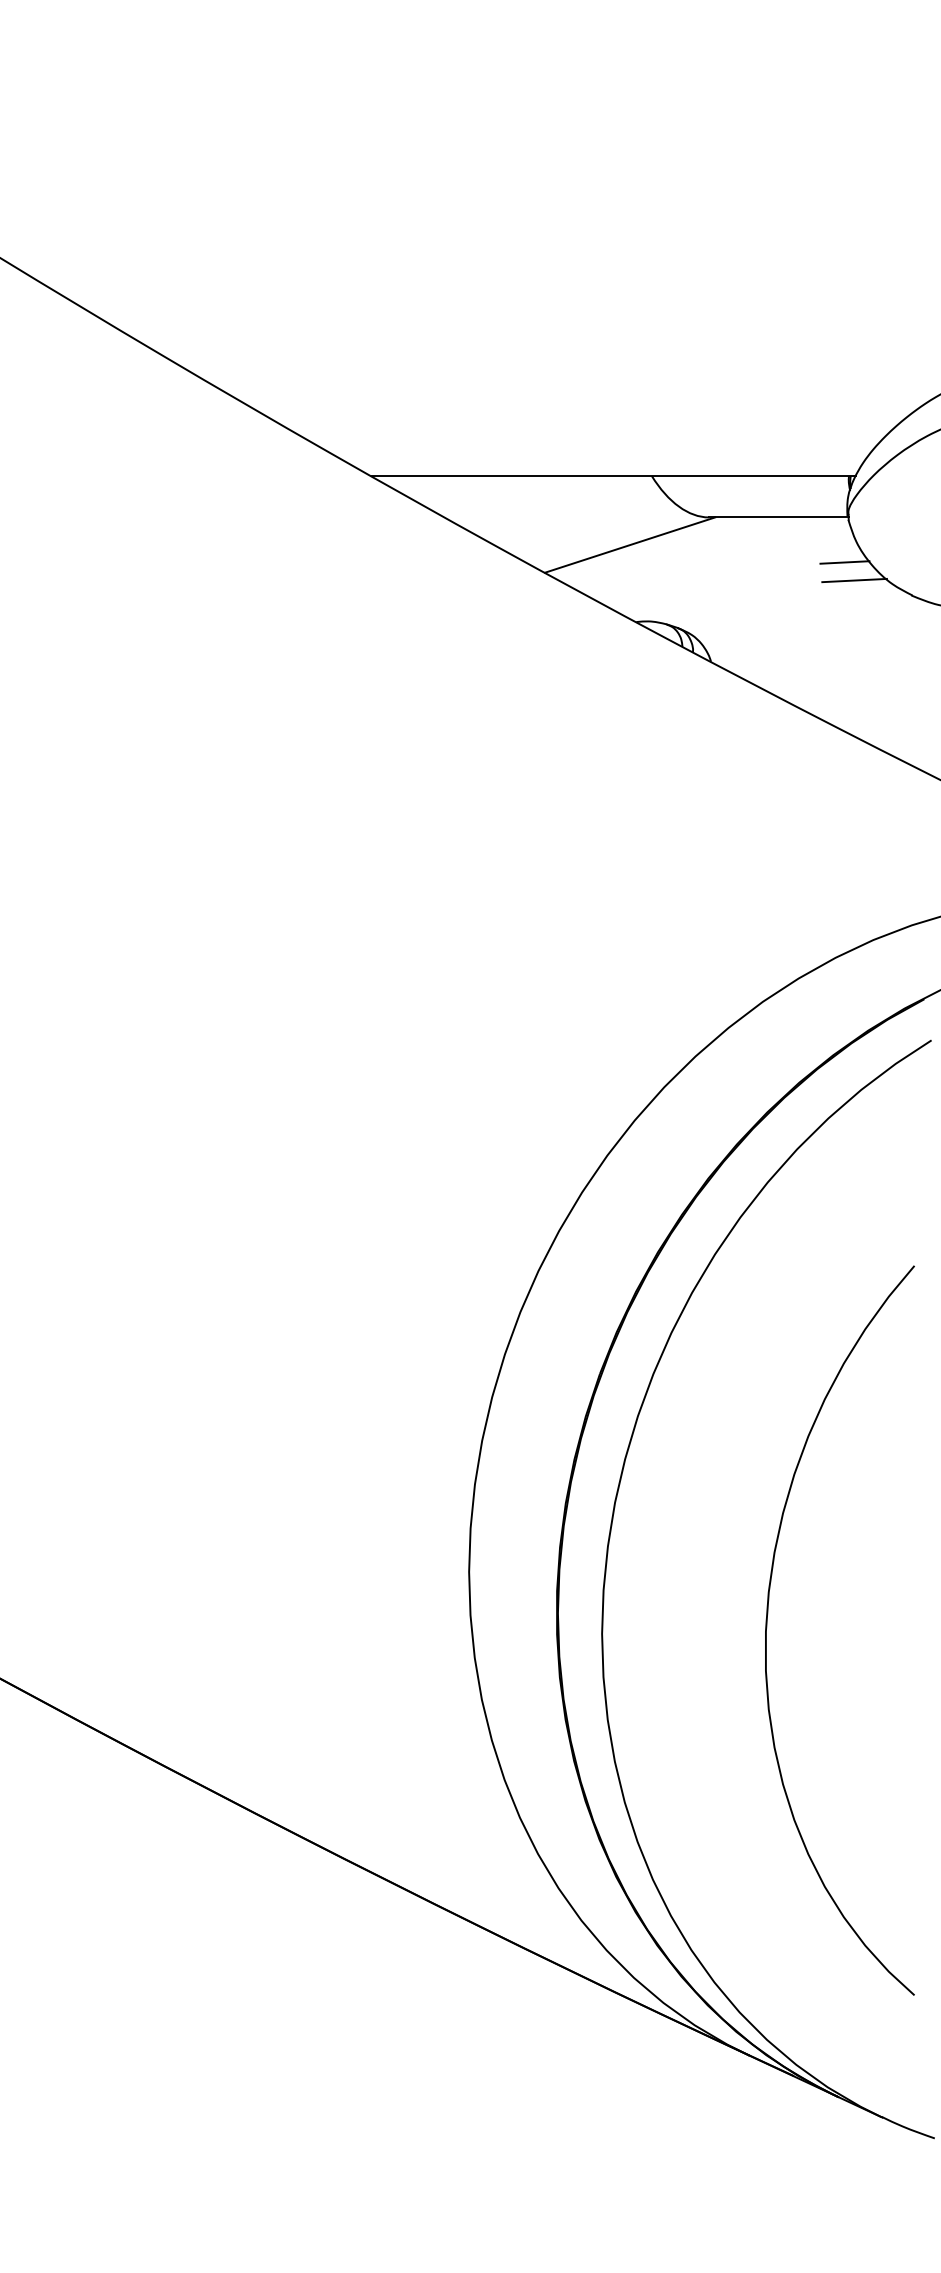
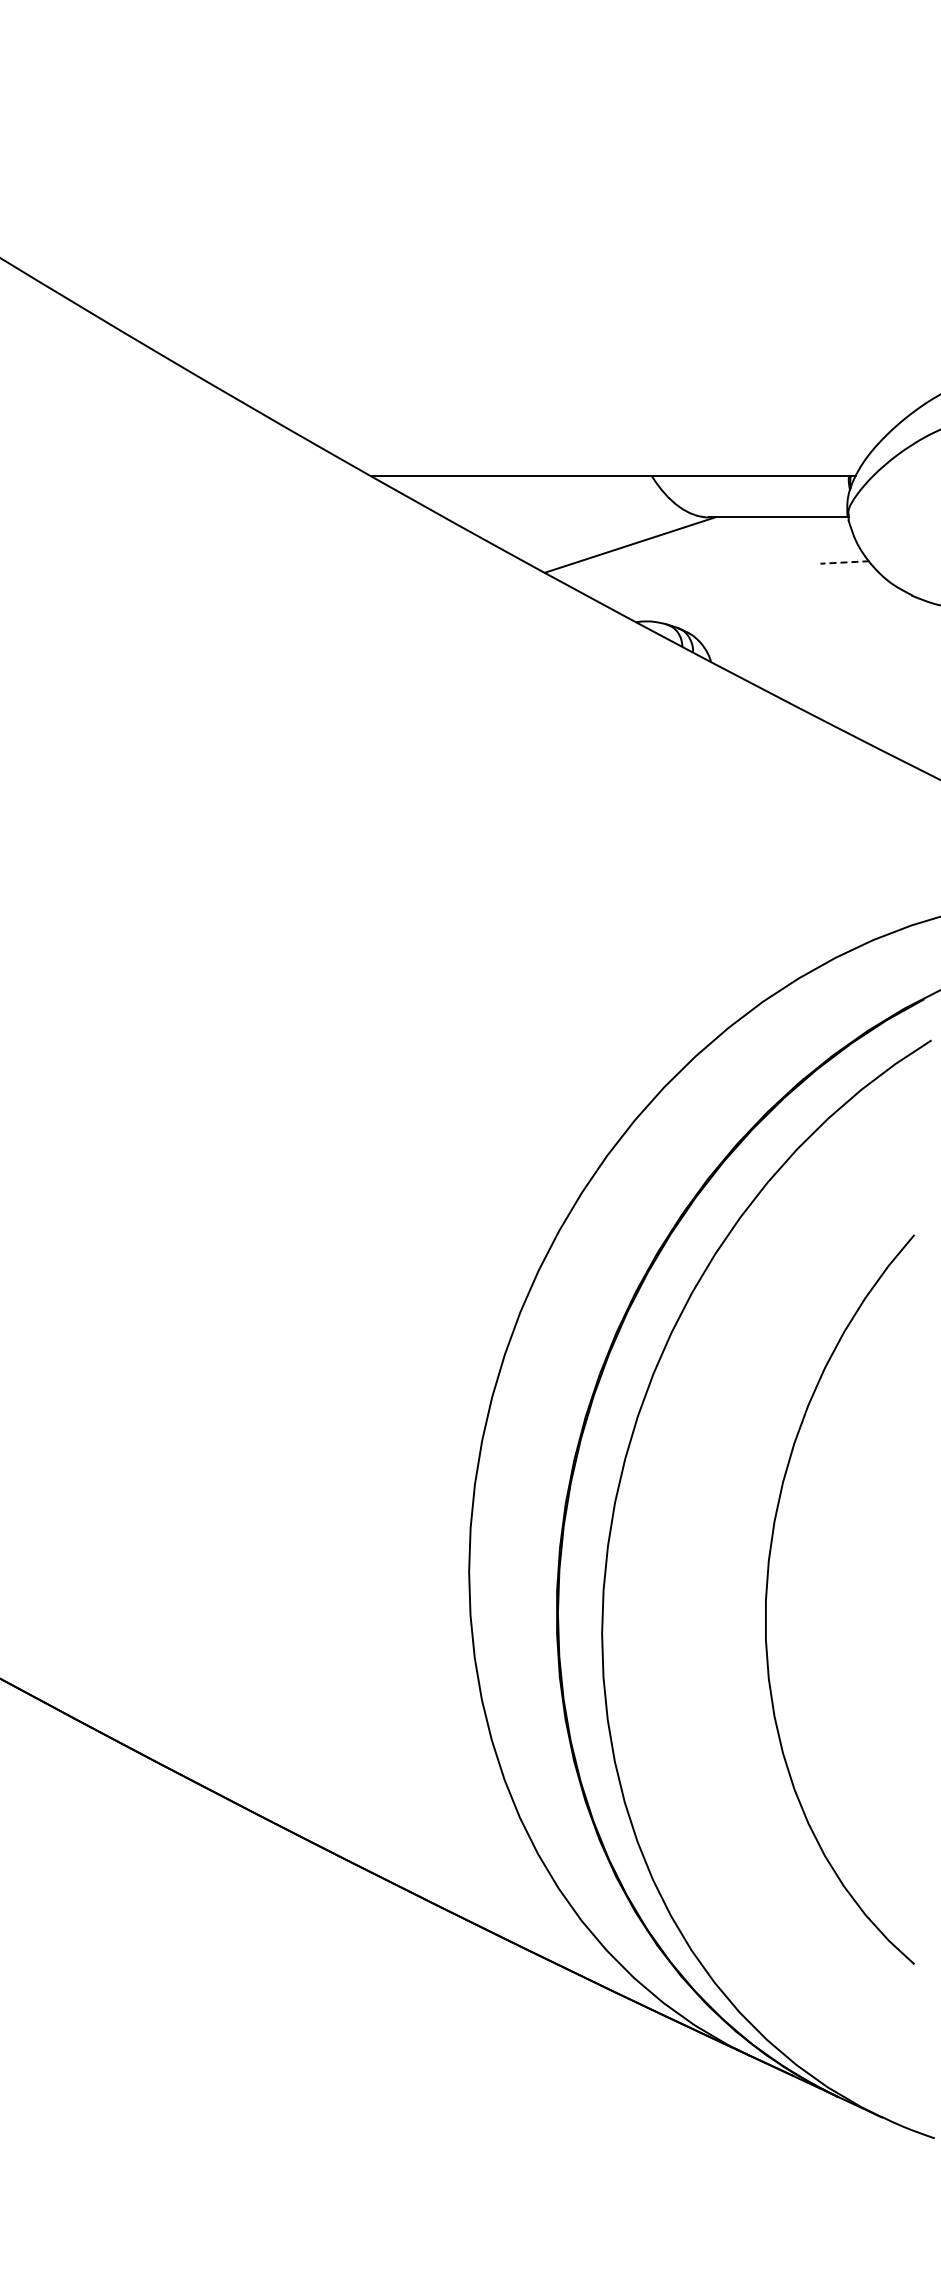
line: solid -> dashed (844, 562)
line: present -> none (854, 580)
curve position: (767, 1627) -> (767, 1596) (767, 1596)
